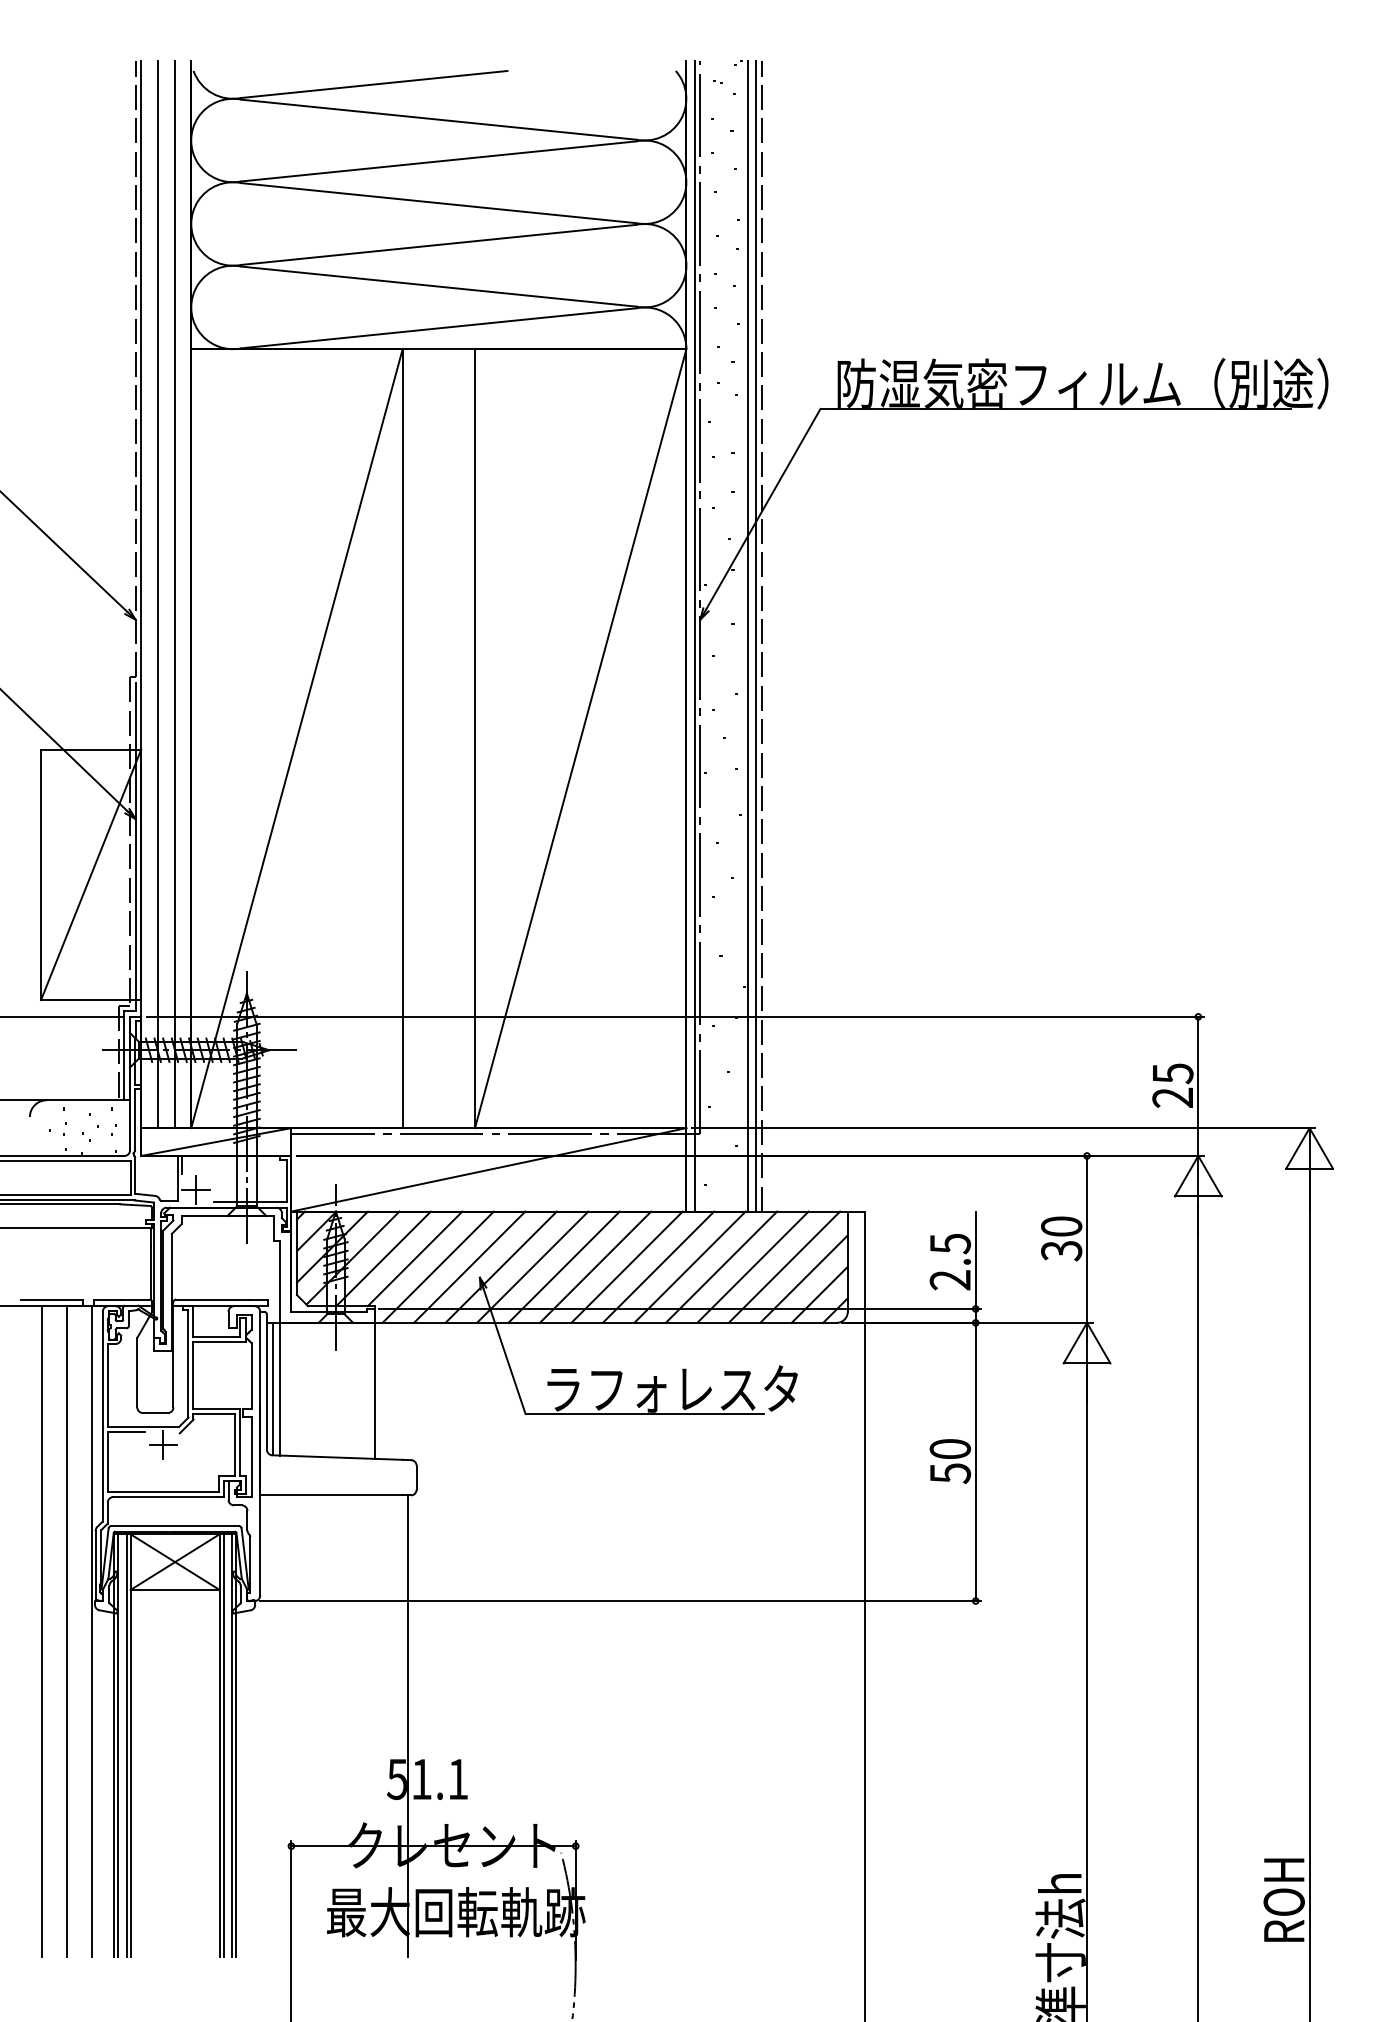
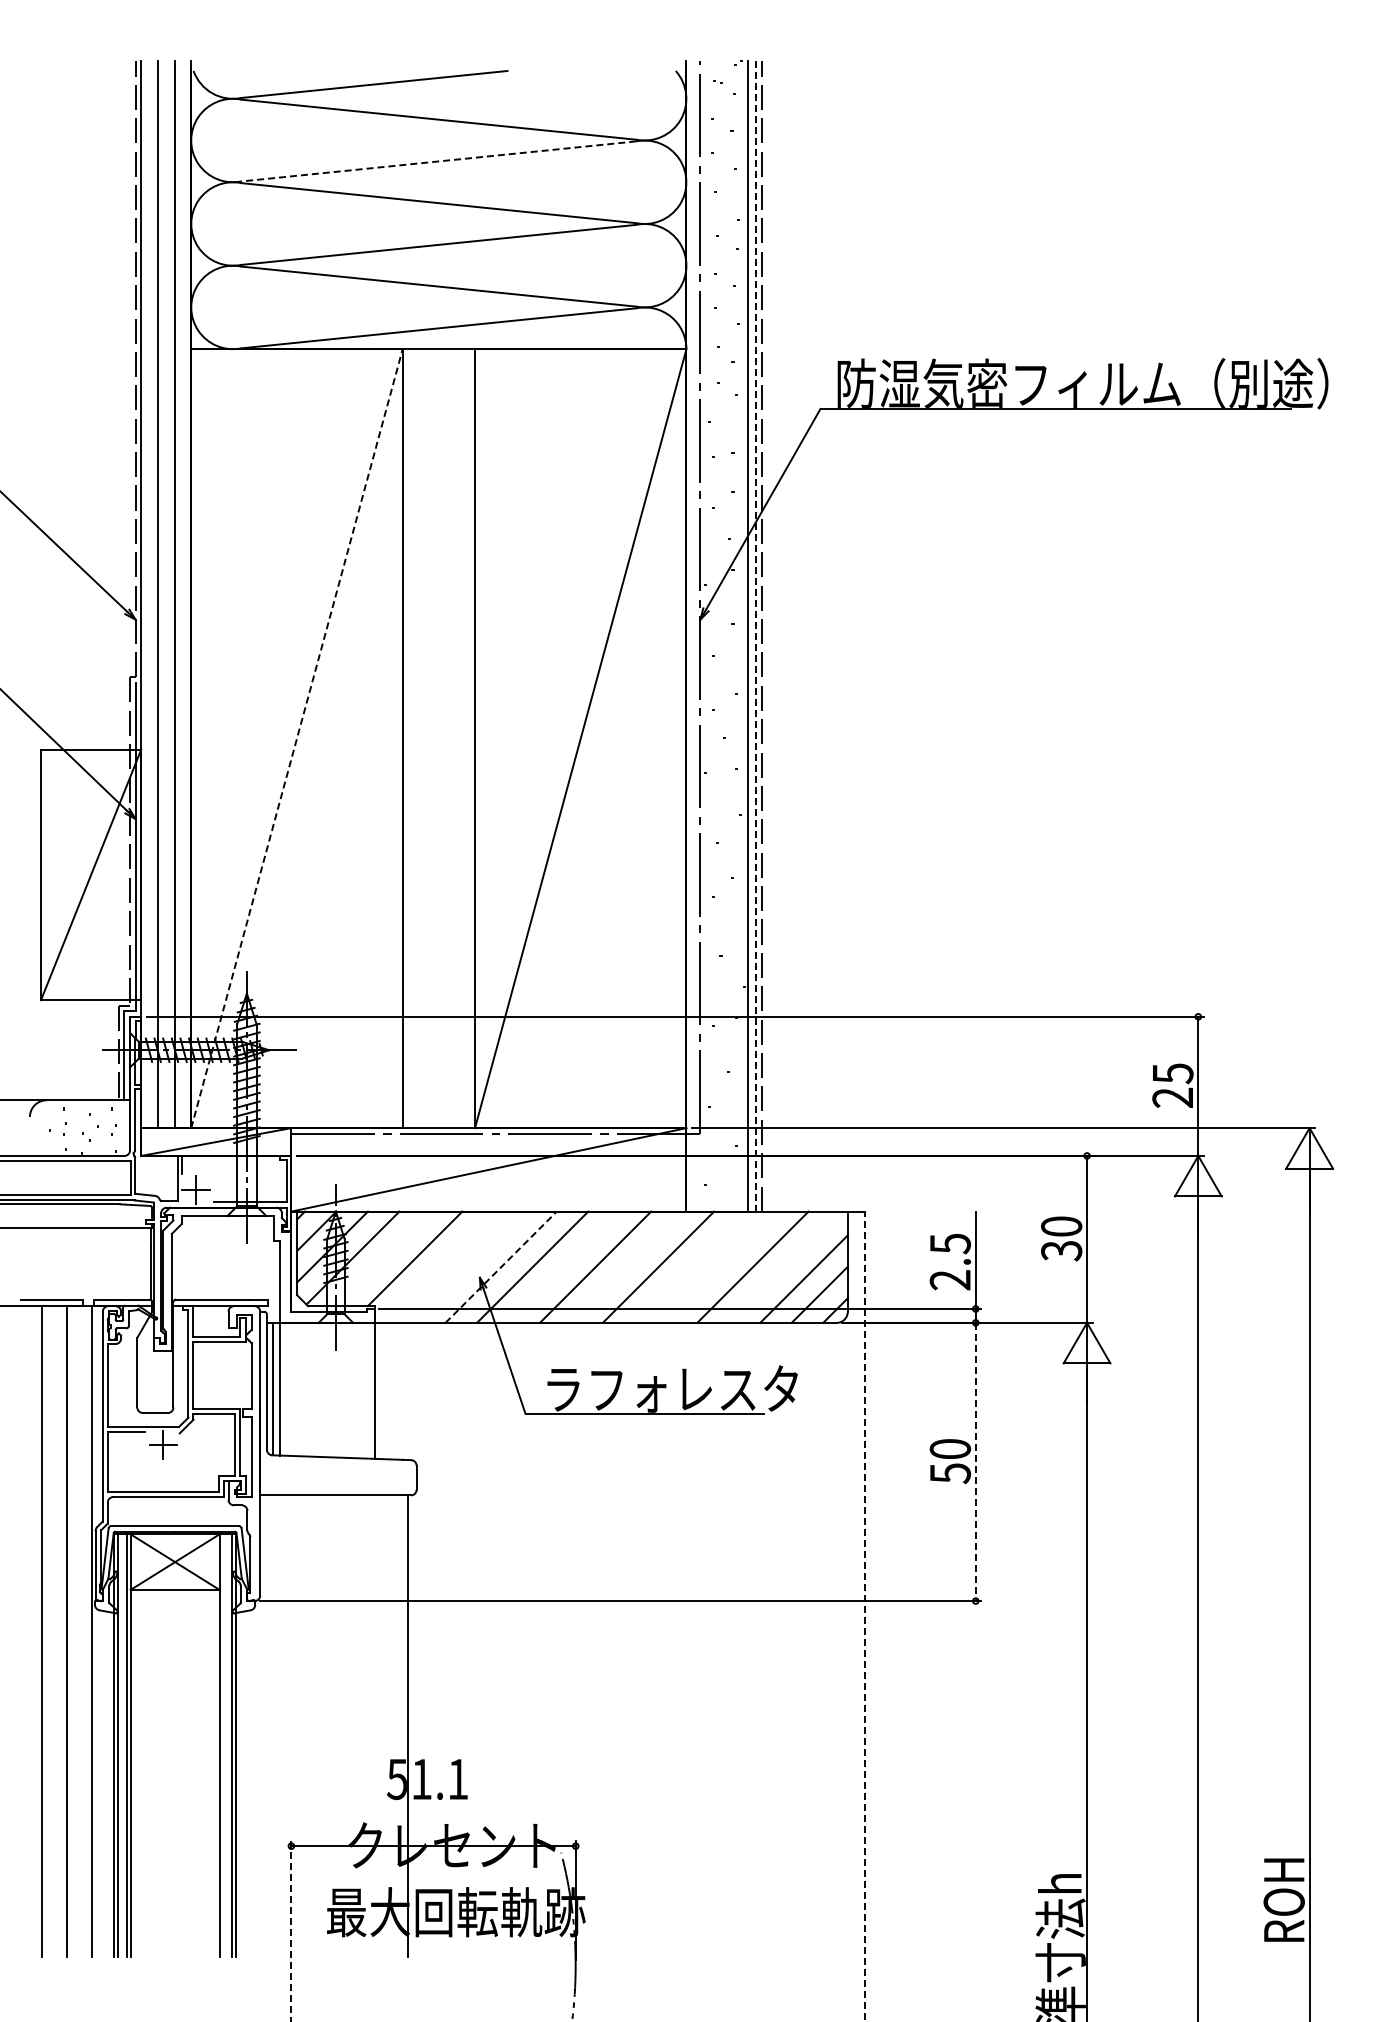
line: solid -> dashed (438, 161)
line: present -> none (694, 635)
line: solid -> dashed (756, 636)
line: solid -> dashed (296, 738)
line: present -> none (63, 1016)
line: present -> none (383, 1258)
line: present -> none (437, 1266)
line: present -> none (469, 1266)
line: present -> none (563, 1266)
line: present -> none (626, 1266)
line: present -> none (689, 1266)
line: present -> none (721, 1266)
line: present -> none (784, 1266)
line: solid -> dashed (501, 1267)
line: solid -> dashed (975, 1462)
line: solid -> dashed (864, 1616)
line: present -> none (223, 1745)
line: solid -> dashed (291, 1930)
